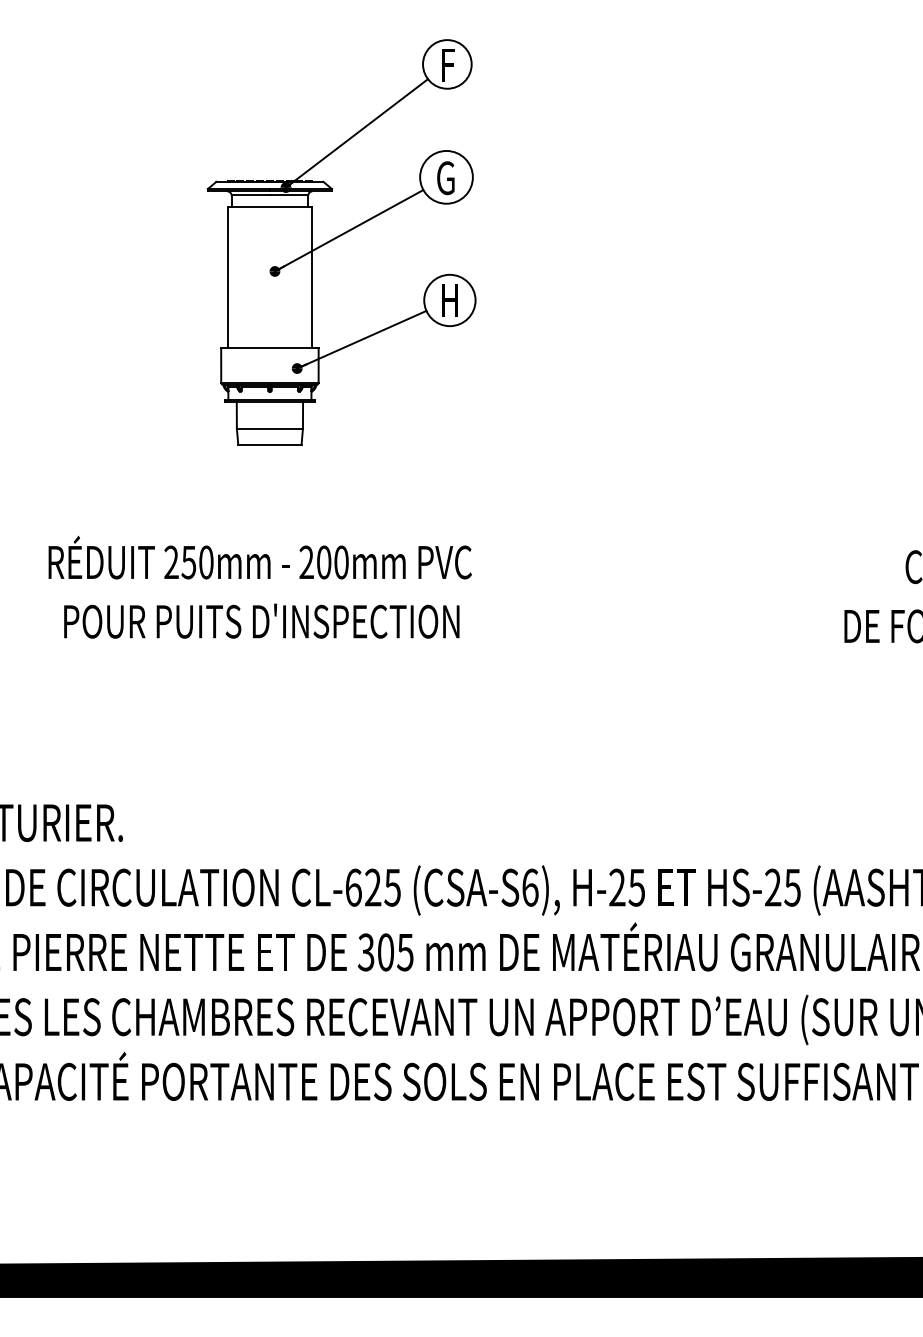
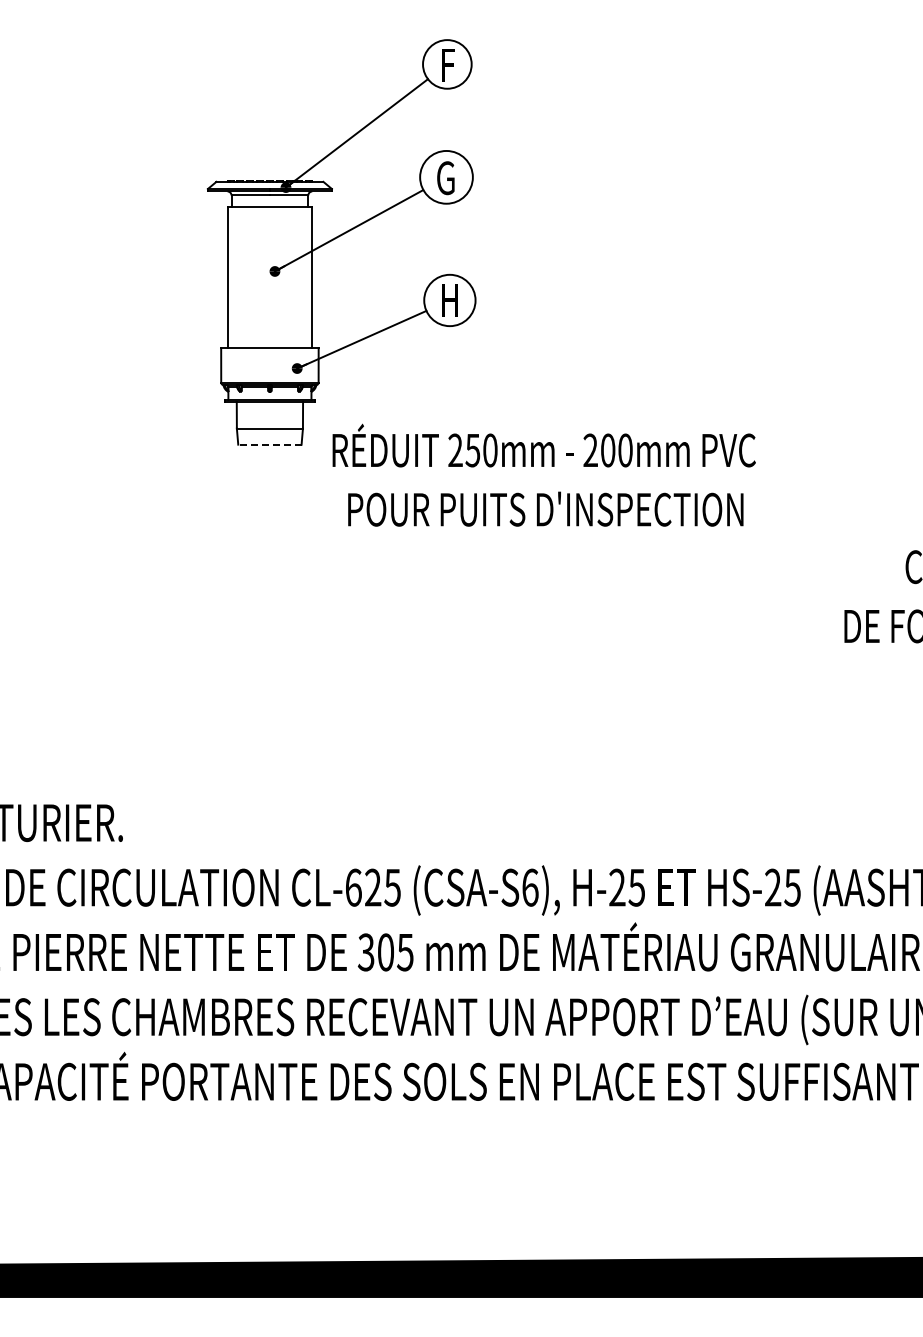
line: solid -> dashed (269, 444)
text position: (259, 586) -> (543, 474) (543, 474)
